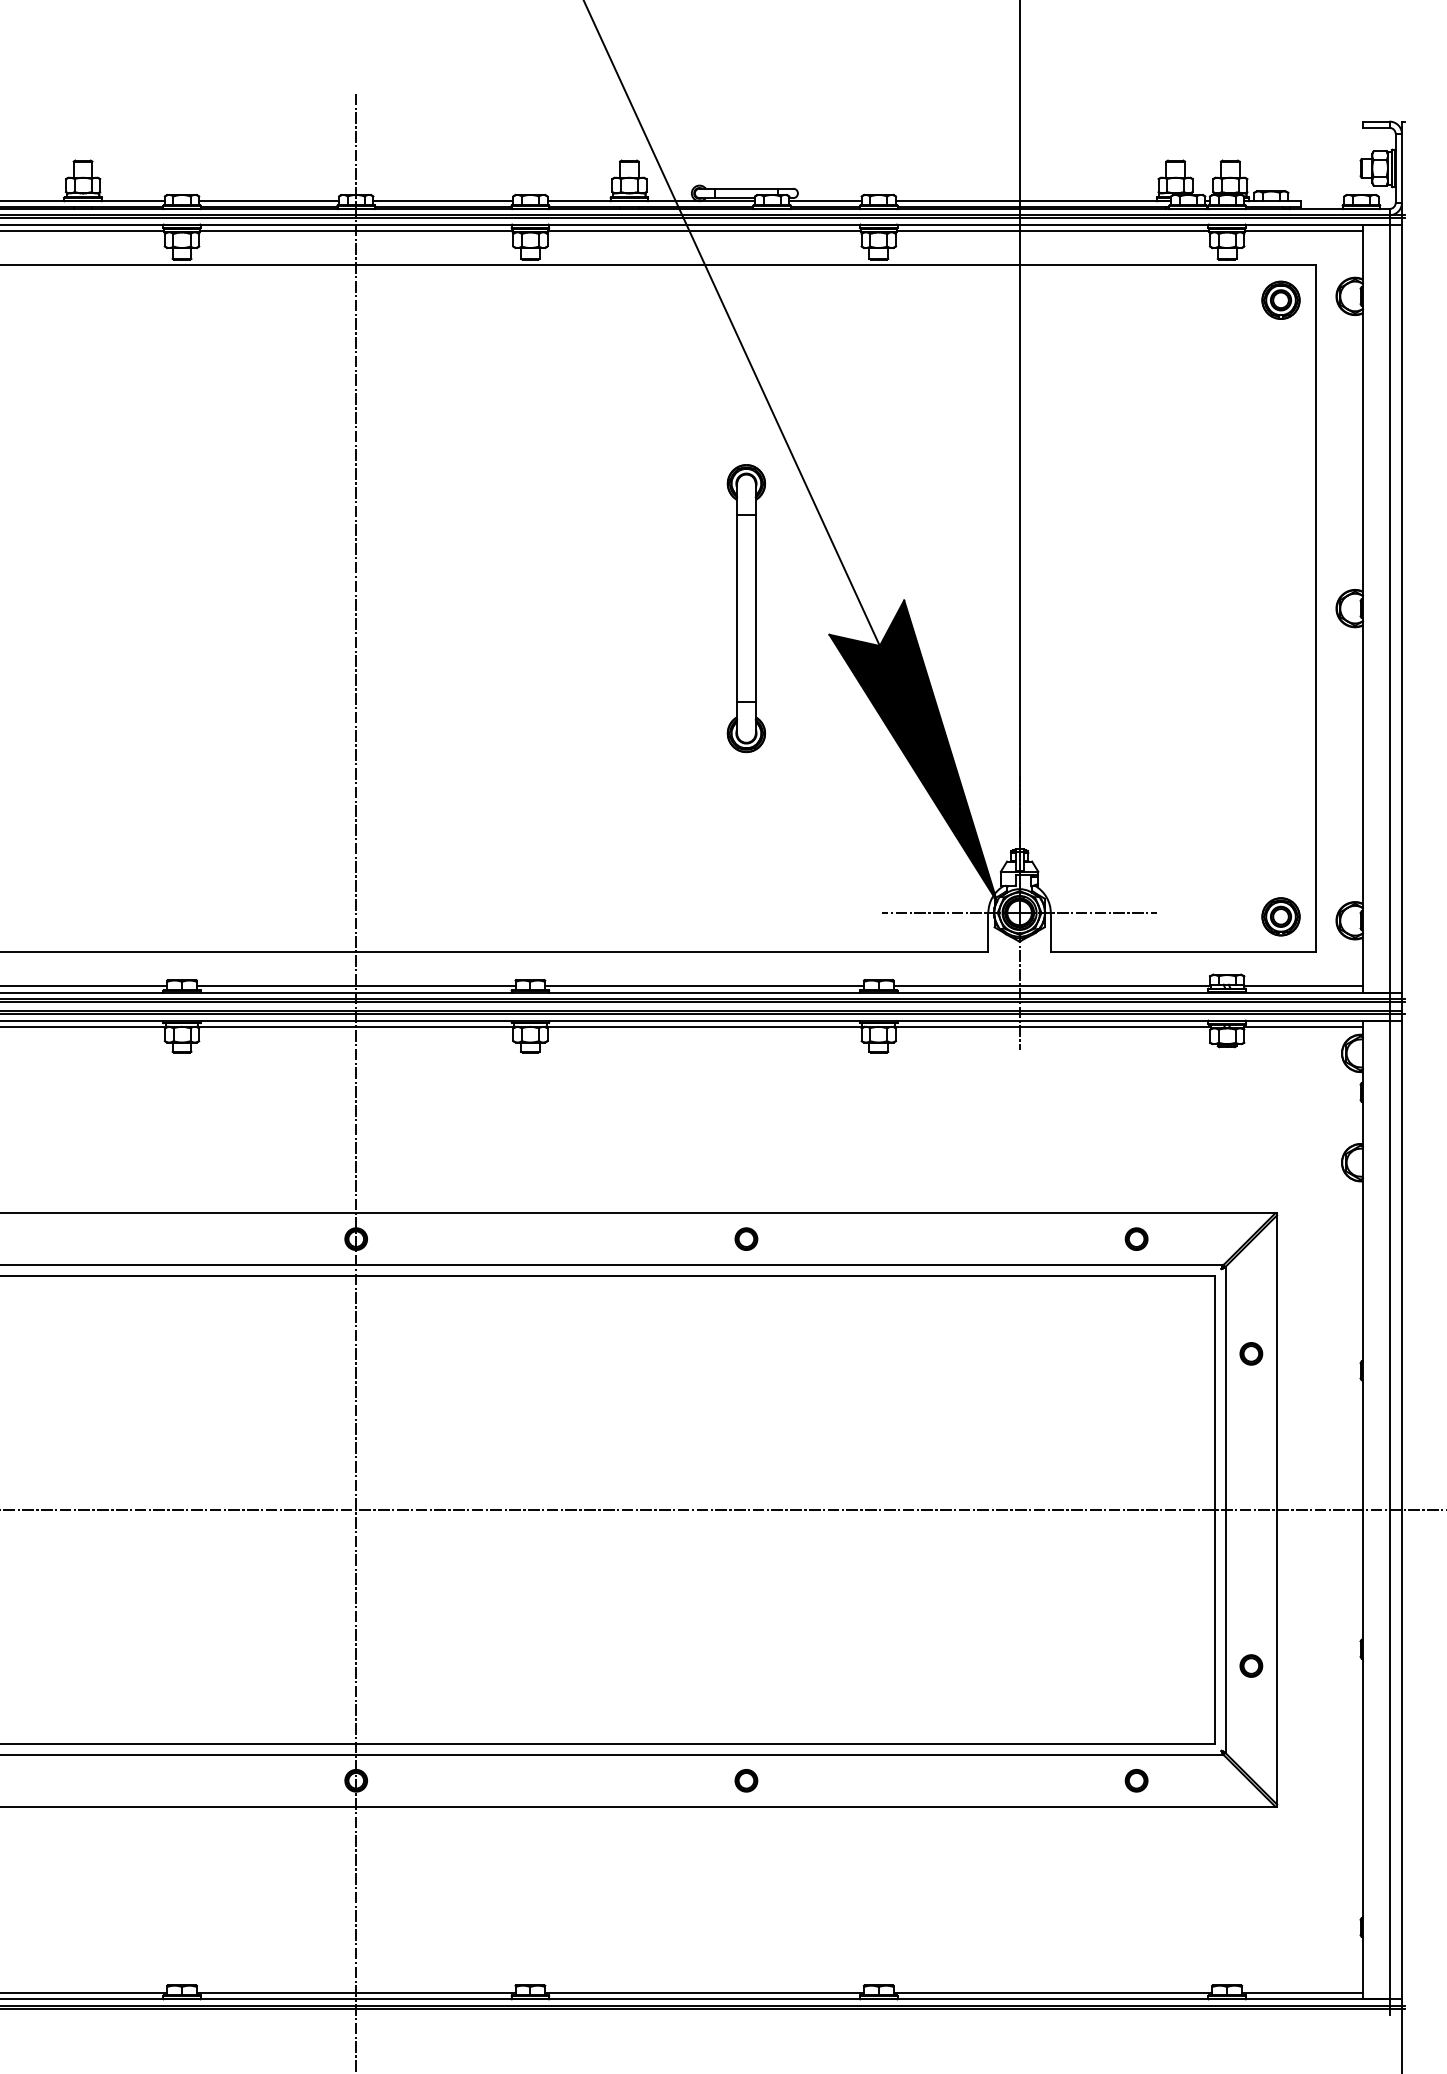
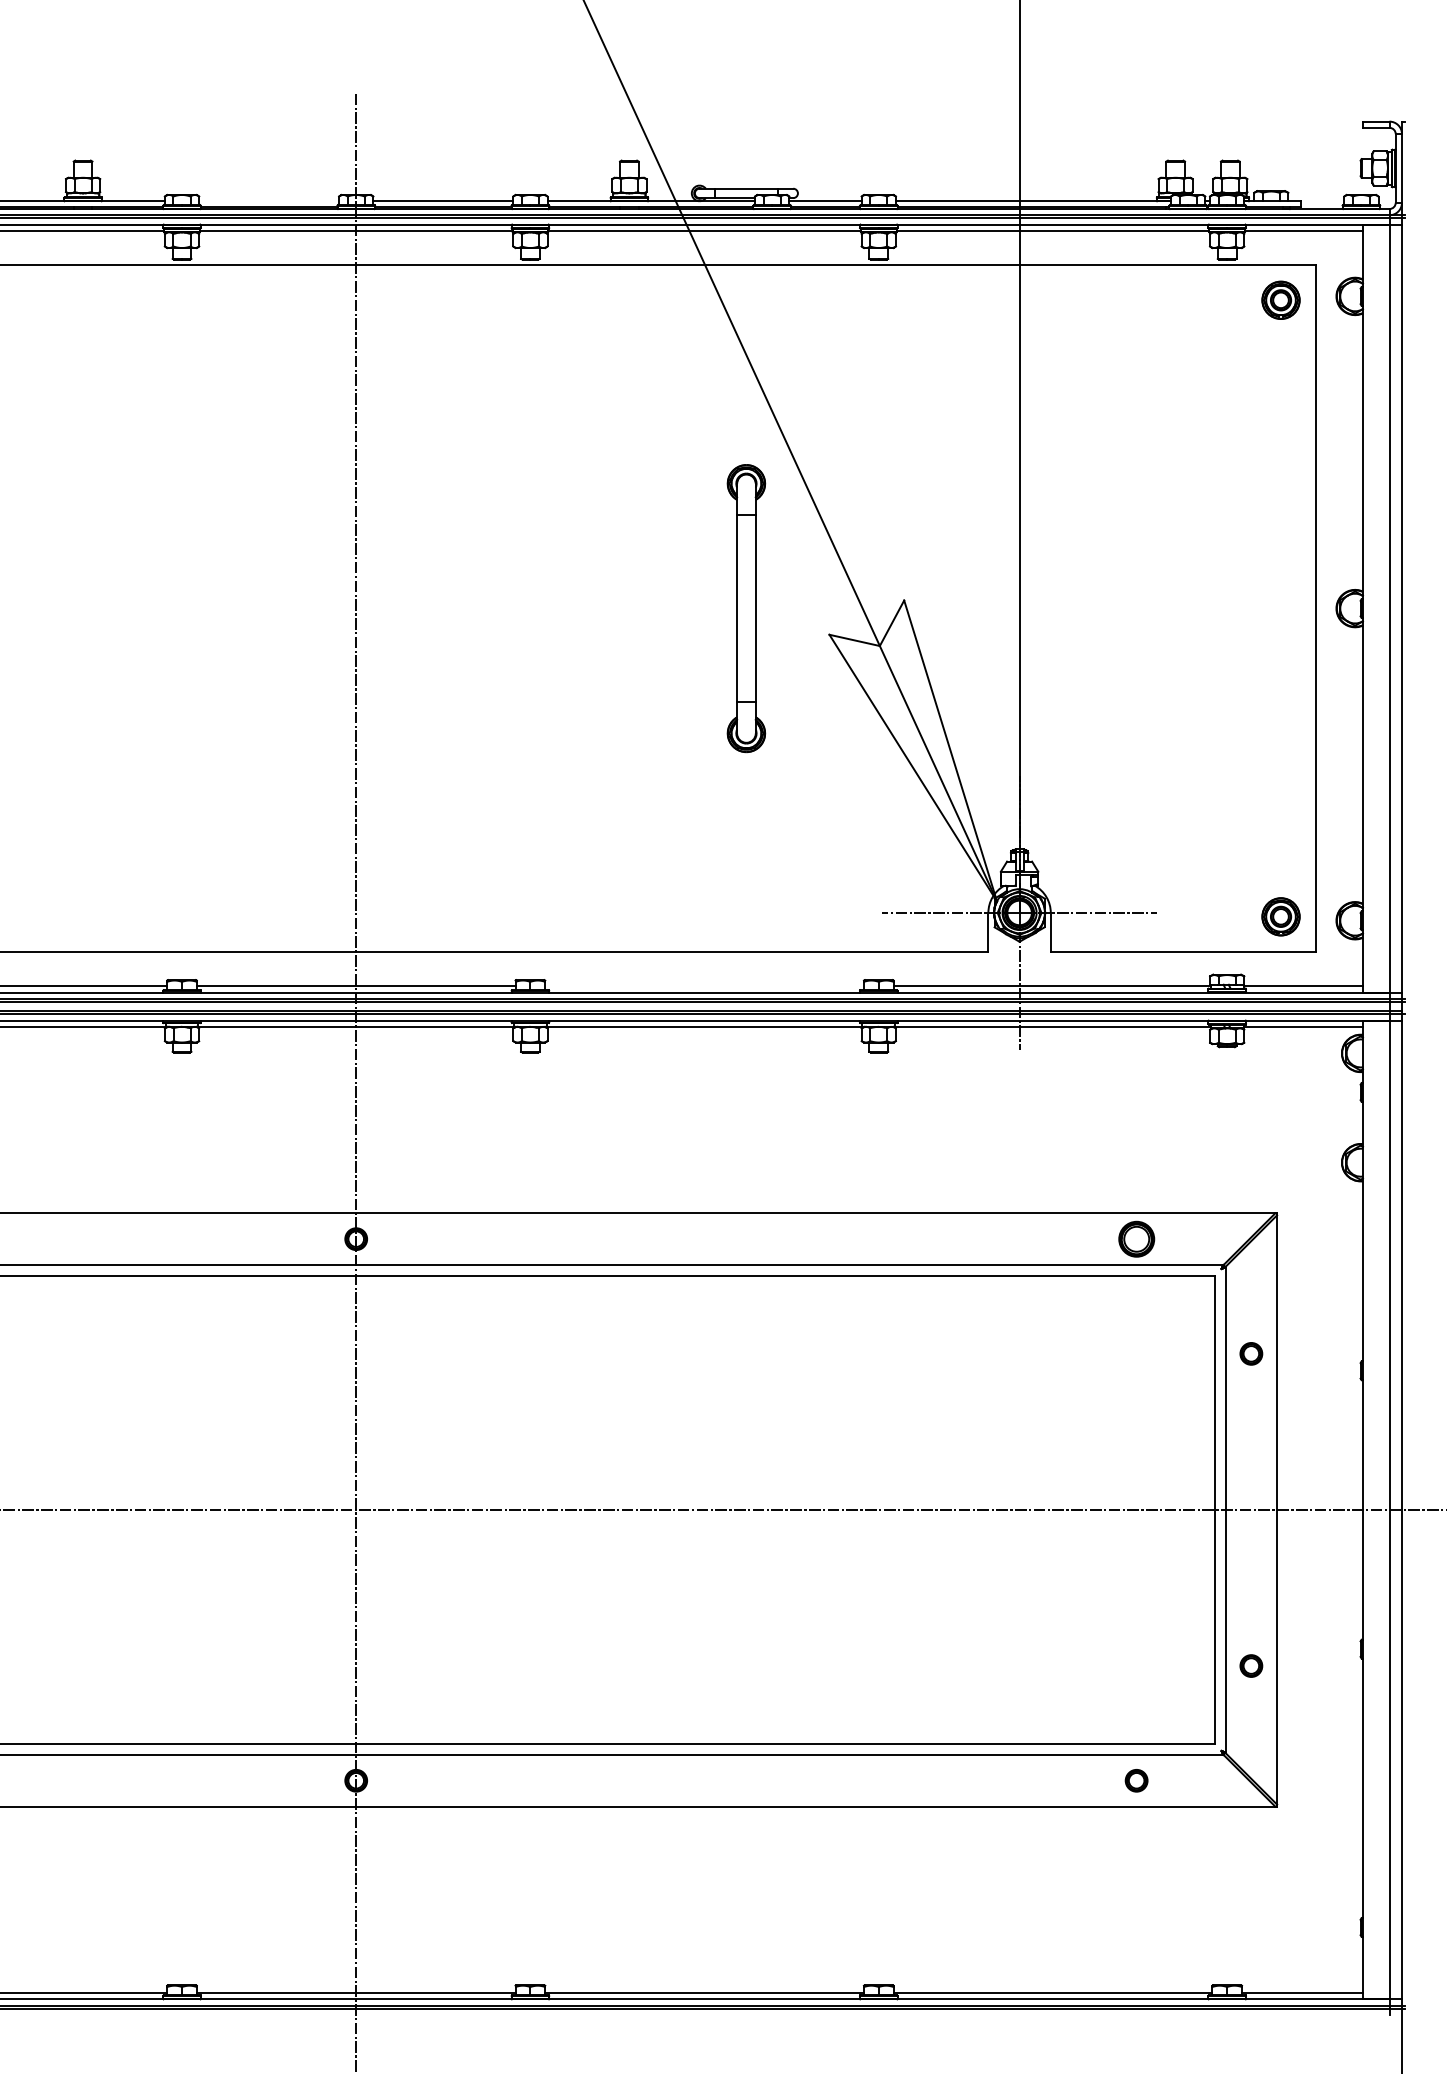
line: present -> none (269, 201)
fill: present -> none (913, 750)
line: present -> none (704, 986)
part: present -> none (746, 1238)
part size: 25x24 px -> 38x38 px (1136, 1238)
part: present -> none (746, 1780)
